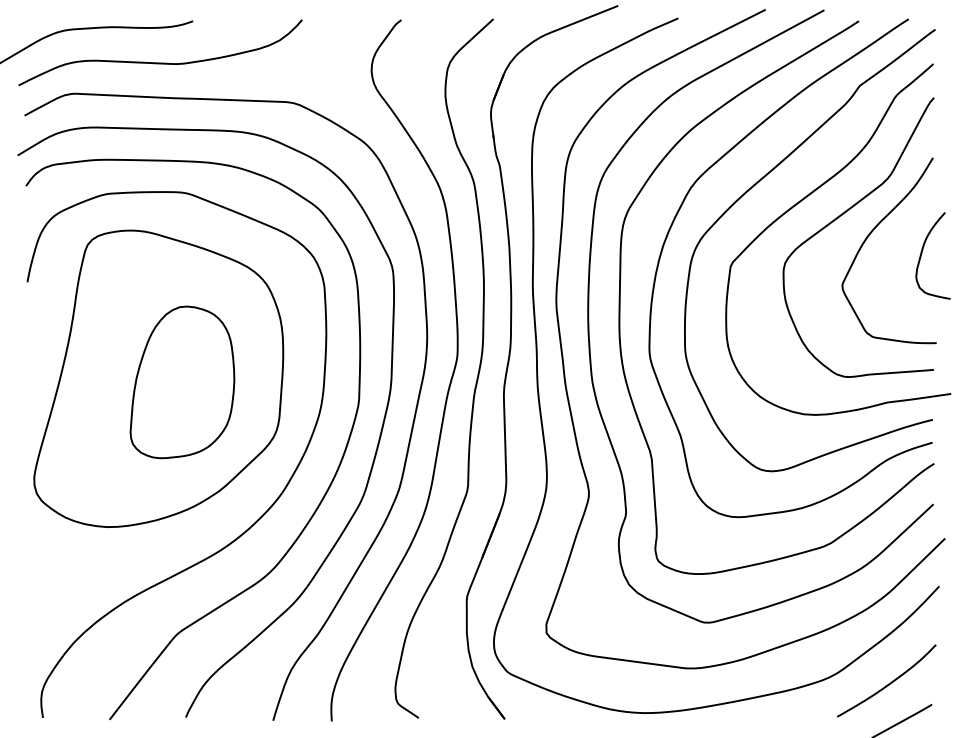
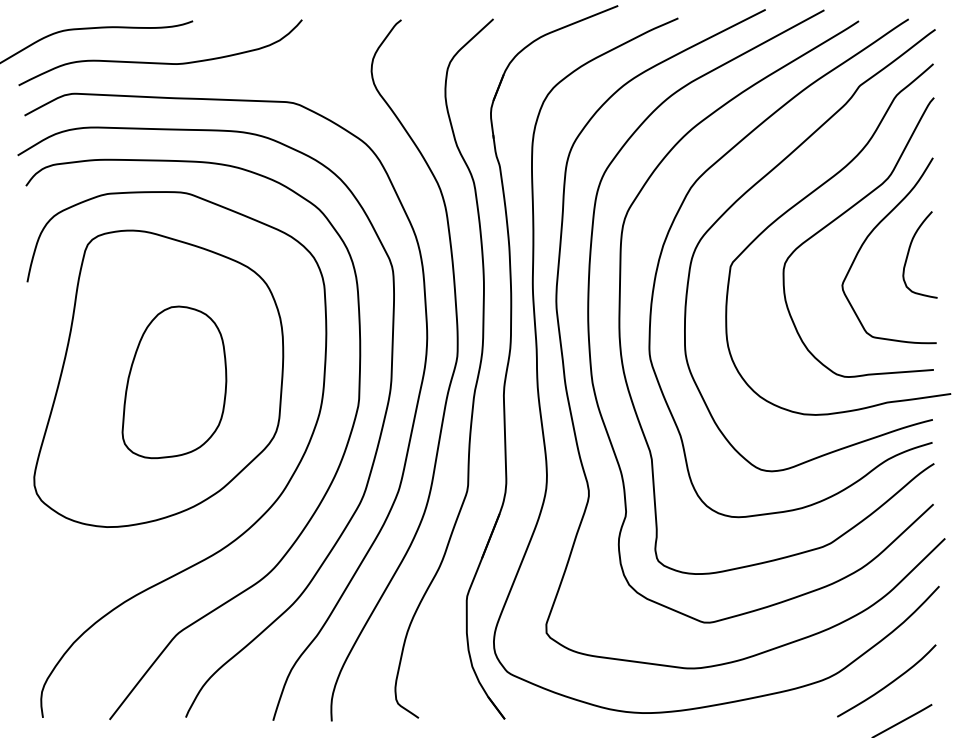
curve position: (922, 253) -> (909, 252) (909, 252)
part position: (182, 382) -> (174, 382) (174, 382)
